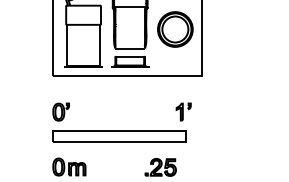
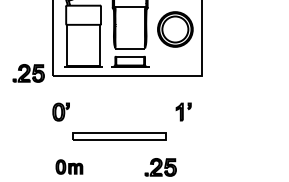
part: none -> present (28, 73)
part size: 135x13 px -> 95x9 px (119, 136)
part size: 35x20 px -> 29x16 px (69, 166)
